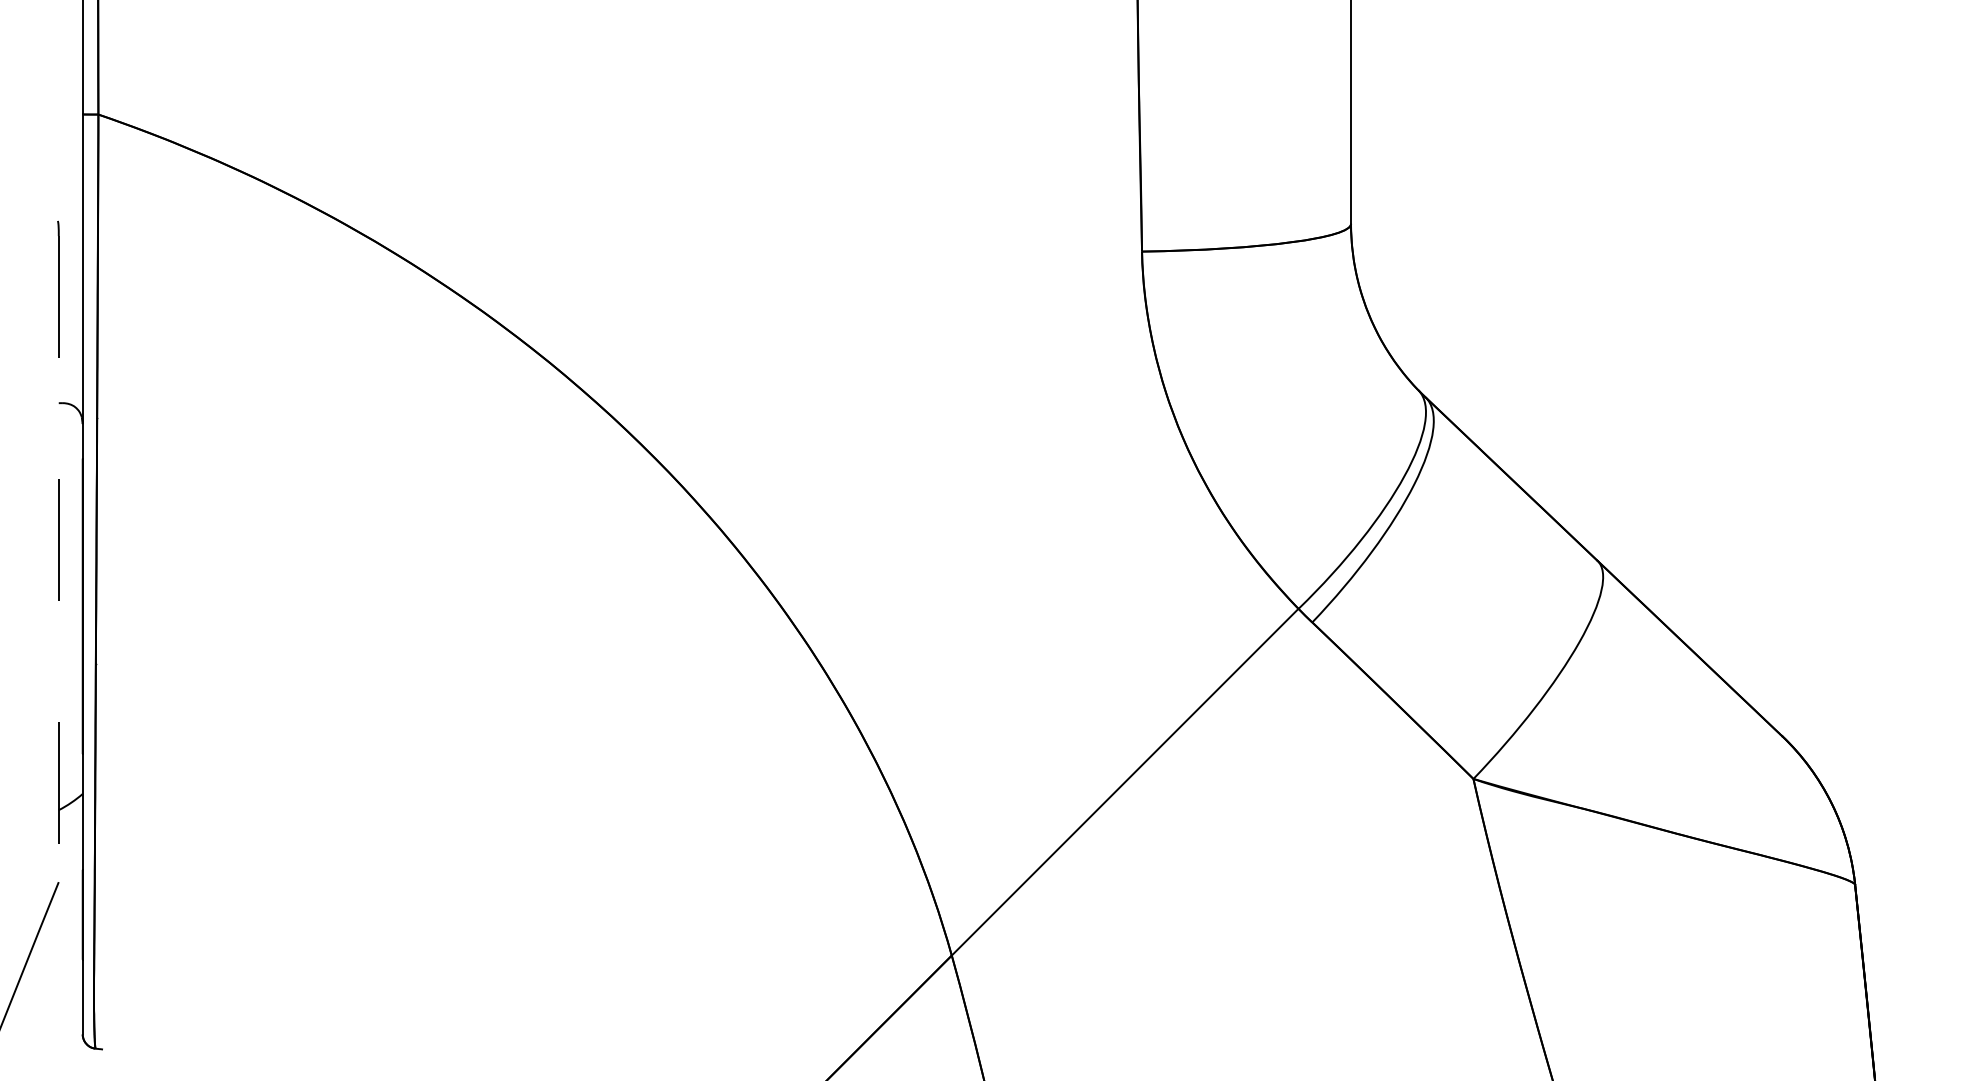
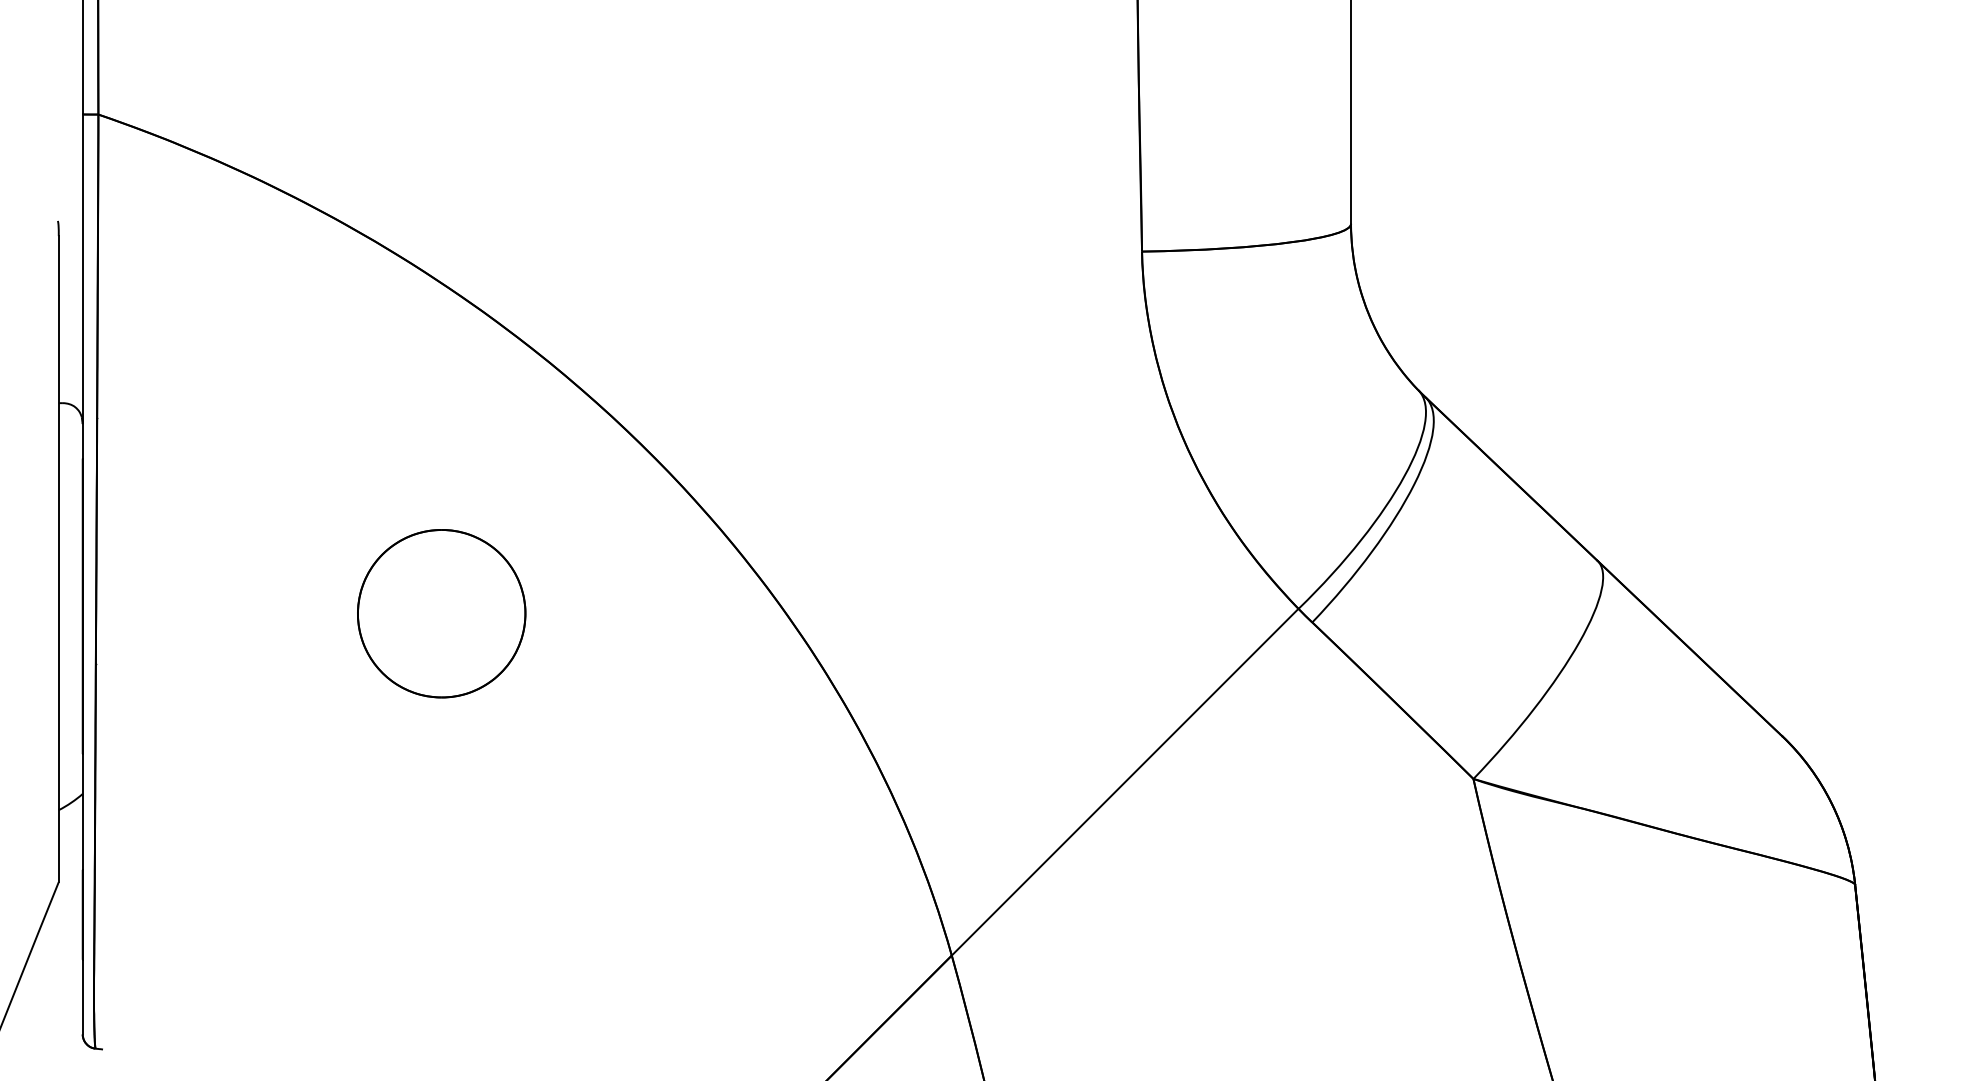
line: dashed -> solid (58, 559)
part: none -> present (441, 613)
